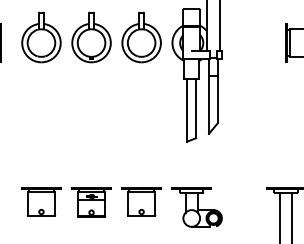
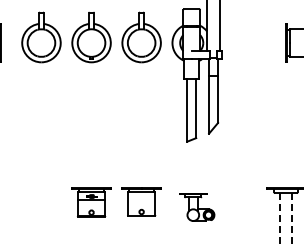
part: present -> none (41, 201)
part size: 52x41 px -> 37x29 px (197, 207)
line: solid -> dashed (279, 218)
line: solid -> dashed (292, 218)
